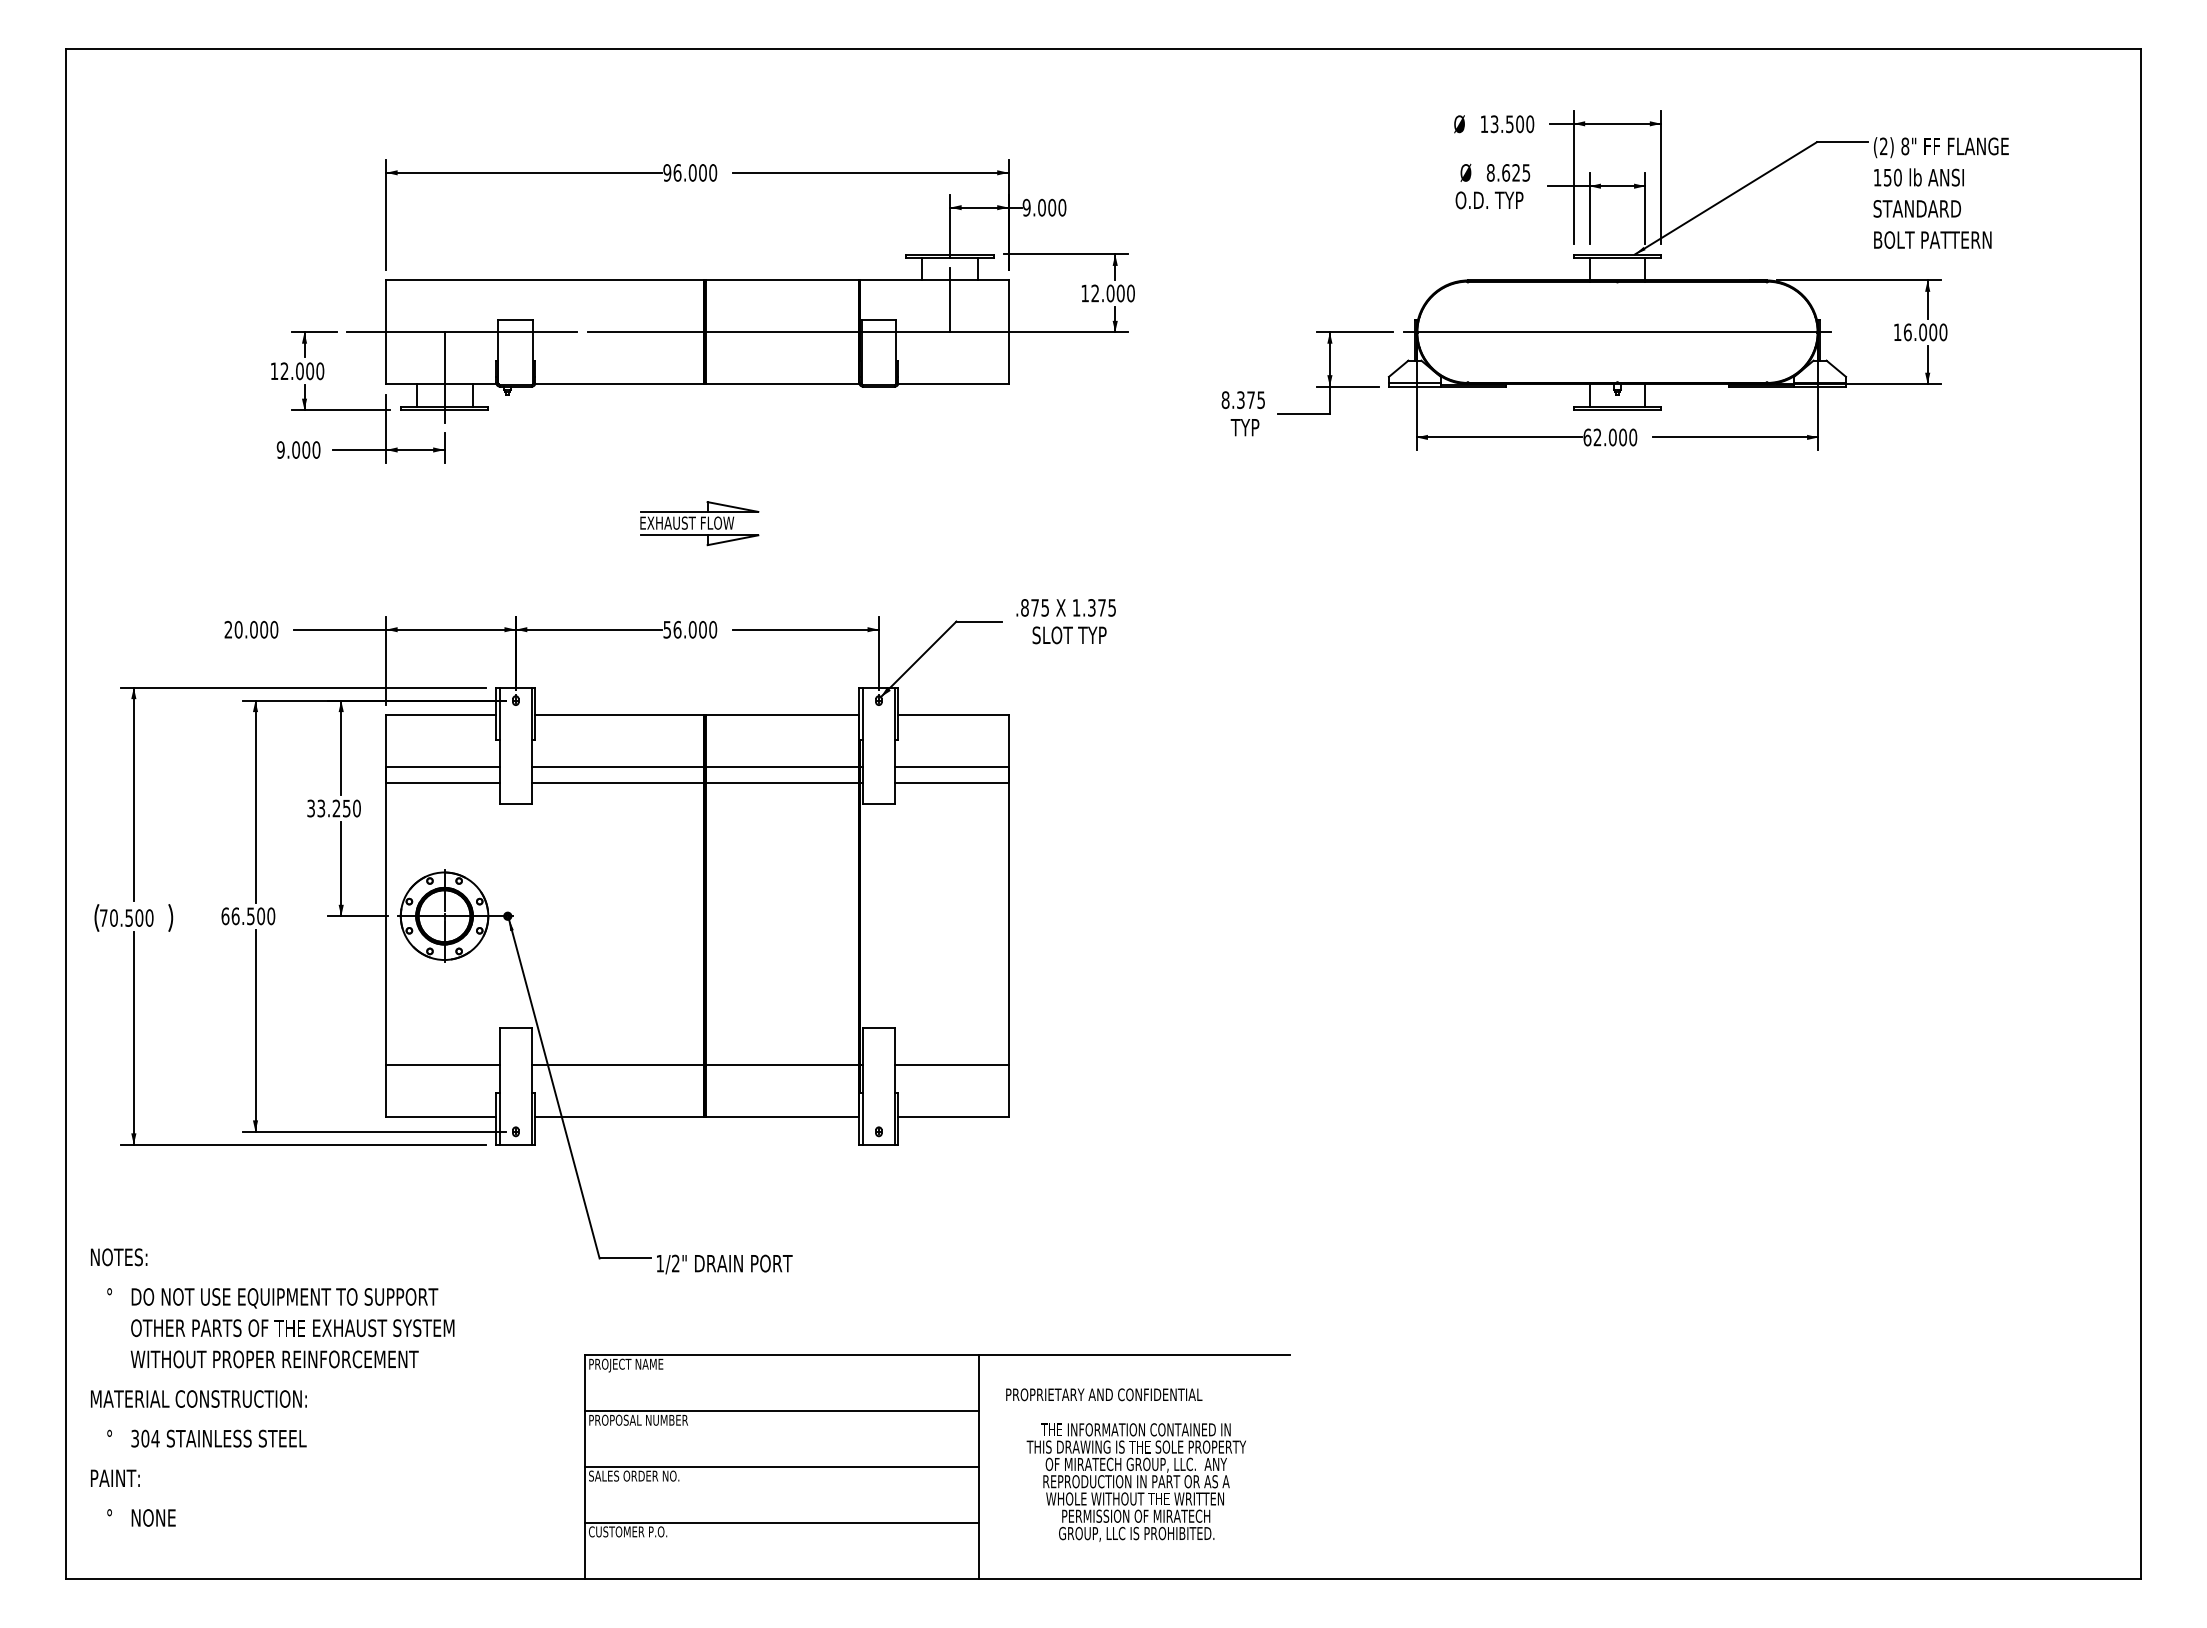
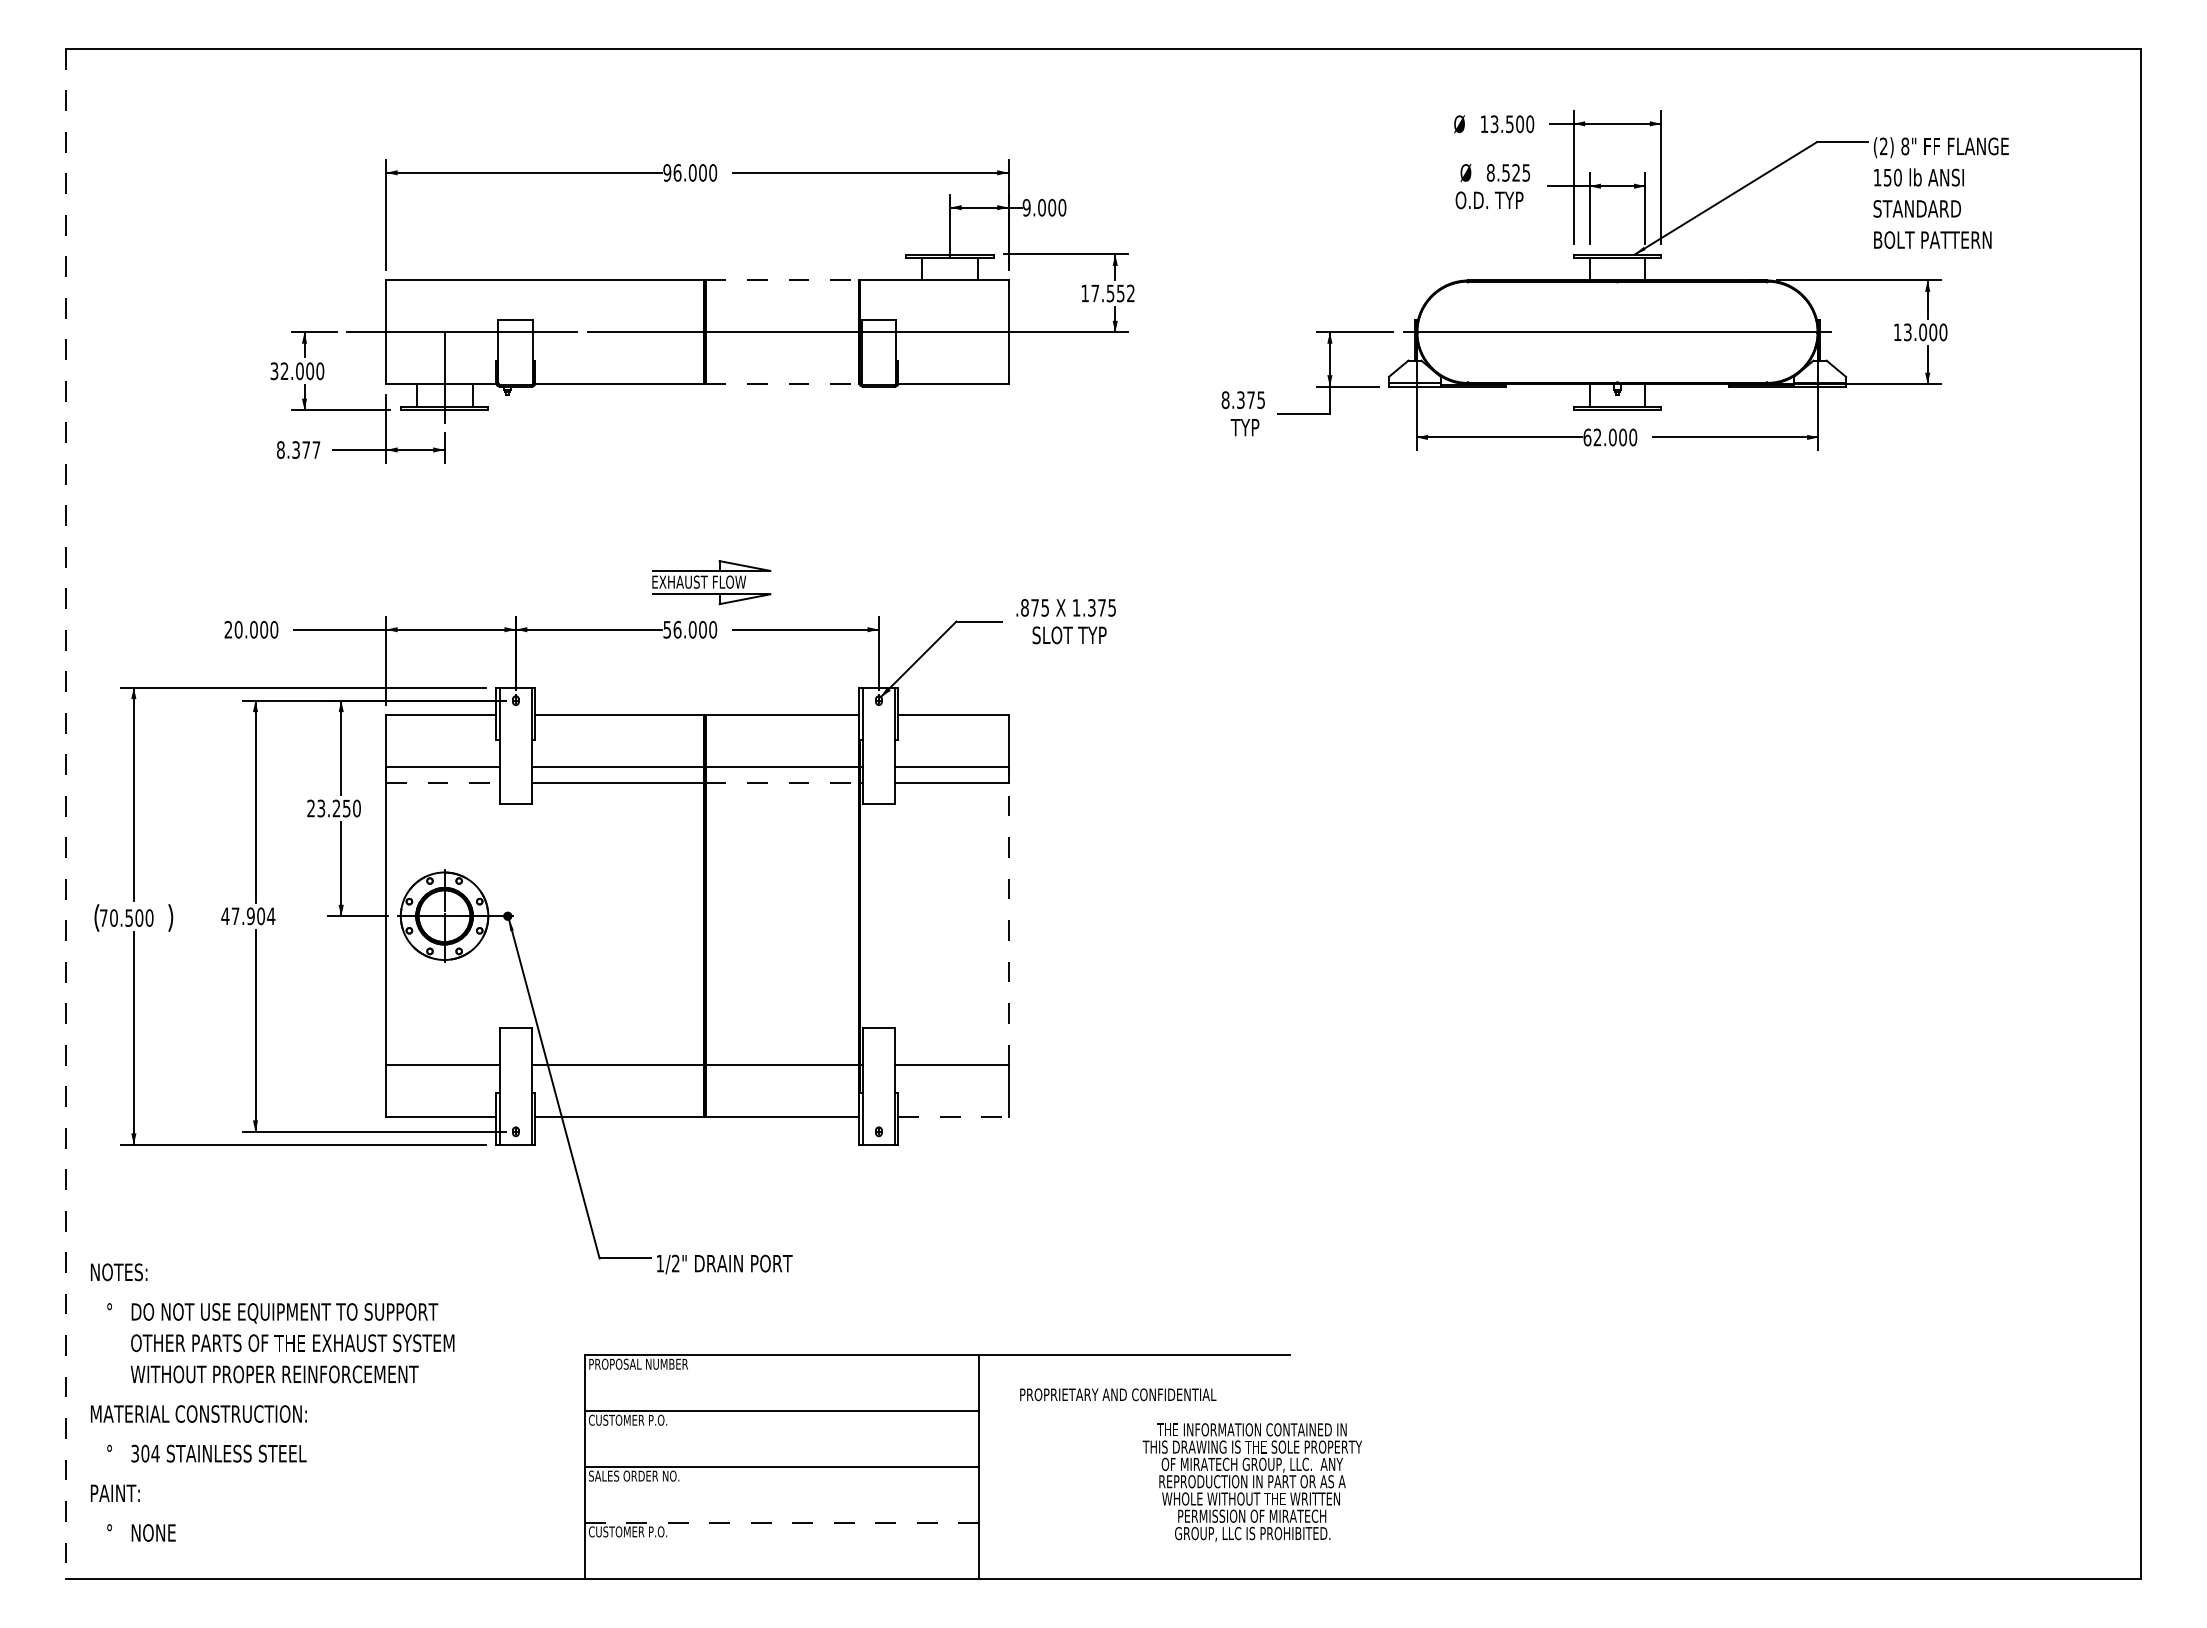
text: 8.625 -> 8.525 (1506, 172)
line: solid -> dashed (782, 280)
text: 12.000 -> 17.552 (1112, 293)
line: present -> none (950, 299)
text: 16.000 -> 13.000 (1907, 332)
text: 12.000 -> 32.000 (274, 371)
line: solid -> dashed (782, 384)
text: 9.000 -> 8.377 (298, 449)
part position: (699, 523) -> (711, 582) (711, 582)
line: solid -> dashed (442, 783)
line: solid -> dashed (782, 783)
text: 33.250 -> 23.250 (310, 808)
line: solid -> dashed (66, 814)
line: solid -> dashed (1008, 915)
text: 66.500 -> 47.904 (248, 916)
line: solid -> dashed (953, 1117)
text: PROJECT NAME -> PROPOSAL NUMBER (648, 1365)
text position: (272, 1387) -> (272, 1402) (272, 1402)
text position: (1104, 1394) -> (1118, 1394) (1118, 1394)
text: PROPOSAL NUMBER -> CUSTOMER P.O. (638, 1419)
text position: (1135, 1482) -> (1251, 1482) (1251, 1482)
line: solid -> dashed (782, 1522)
